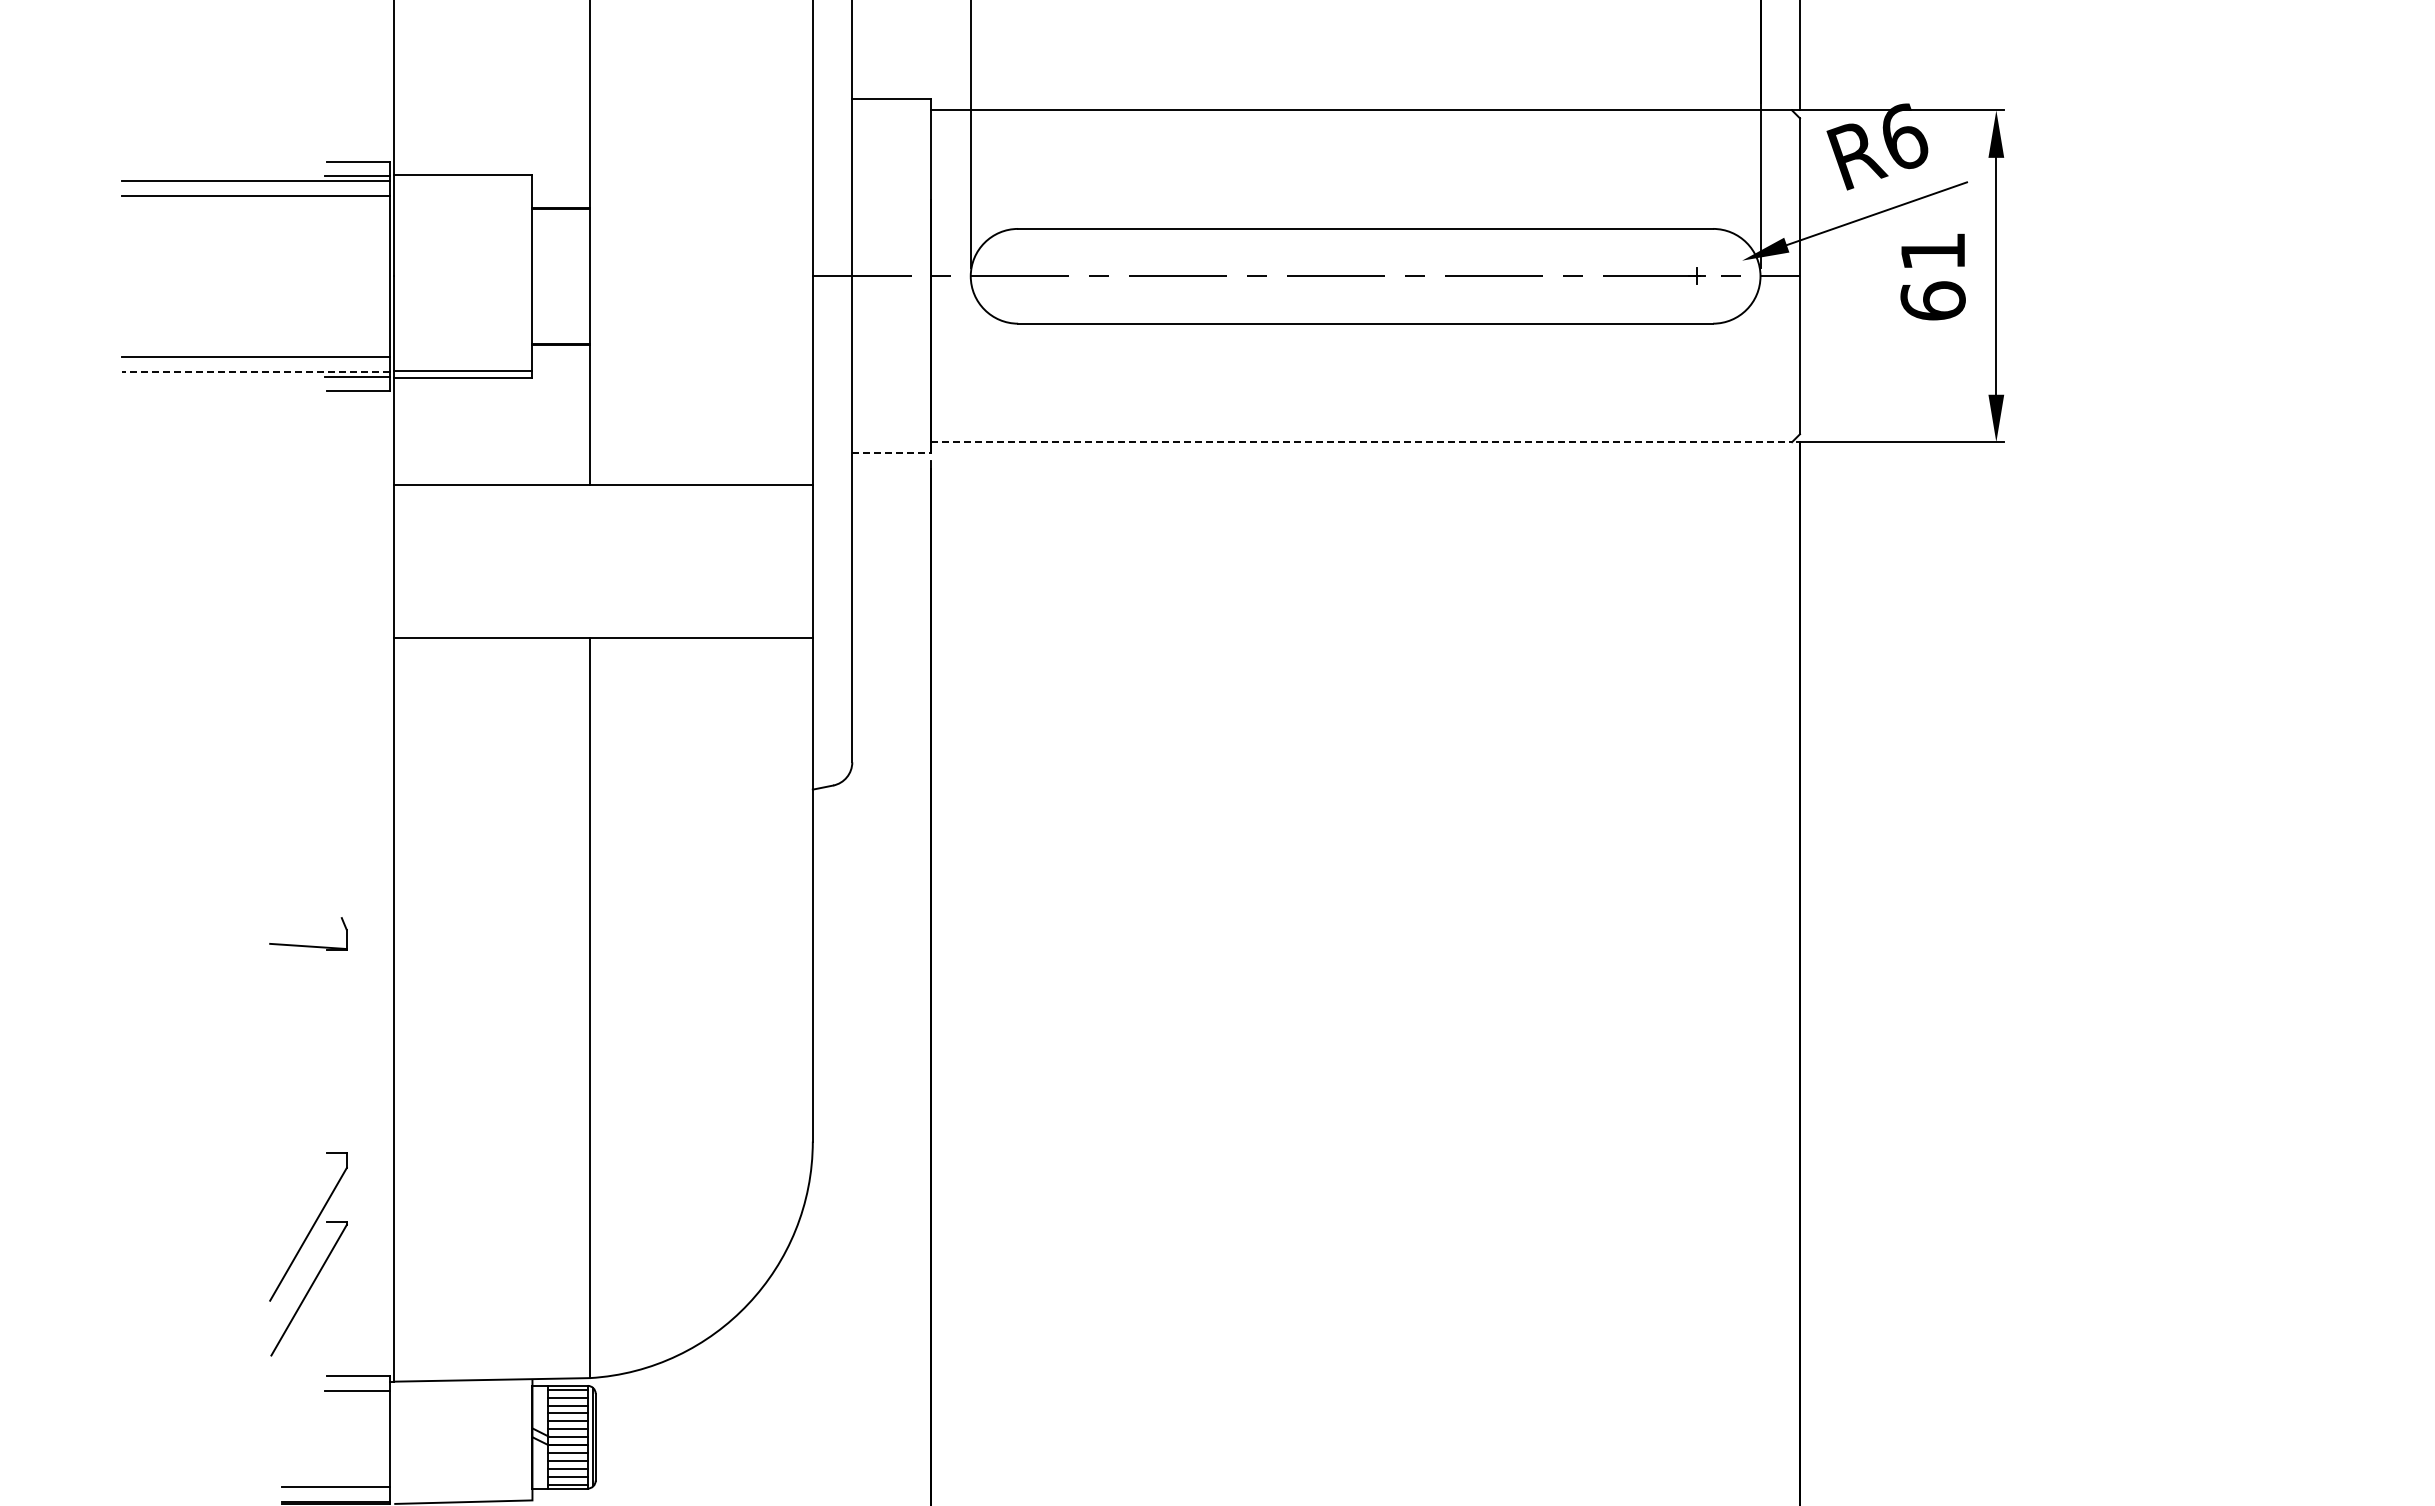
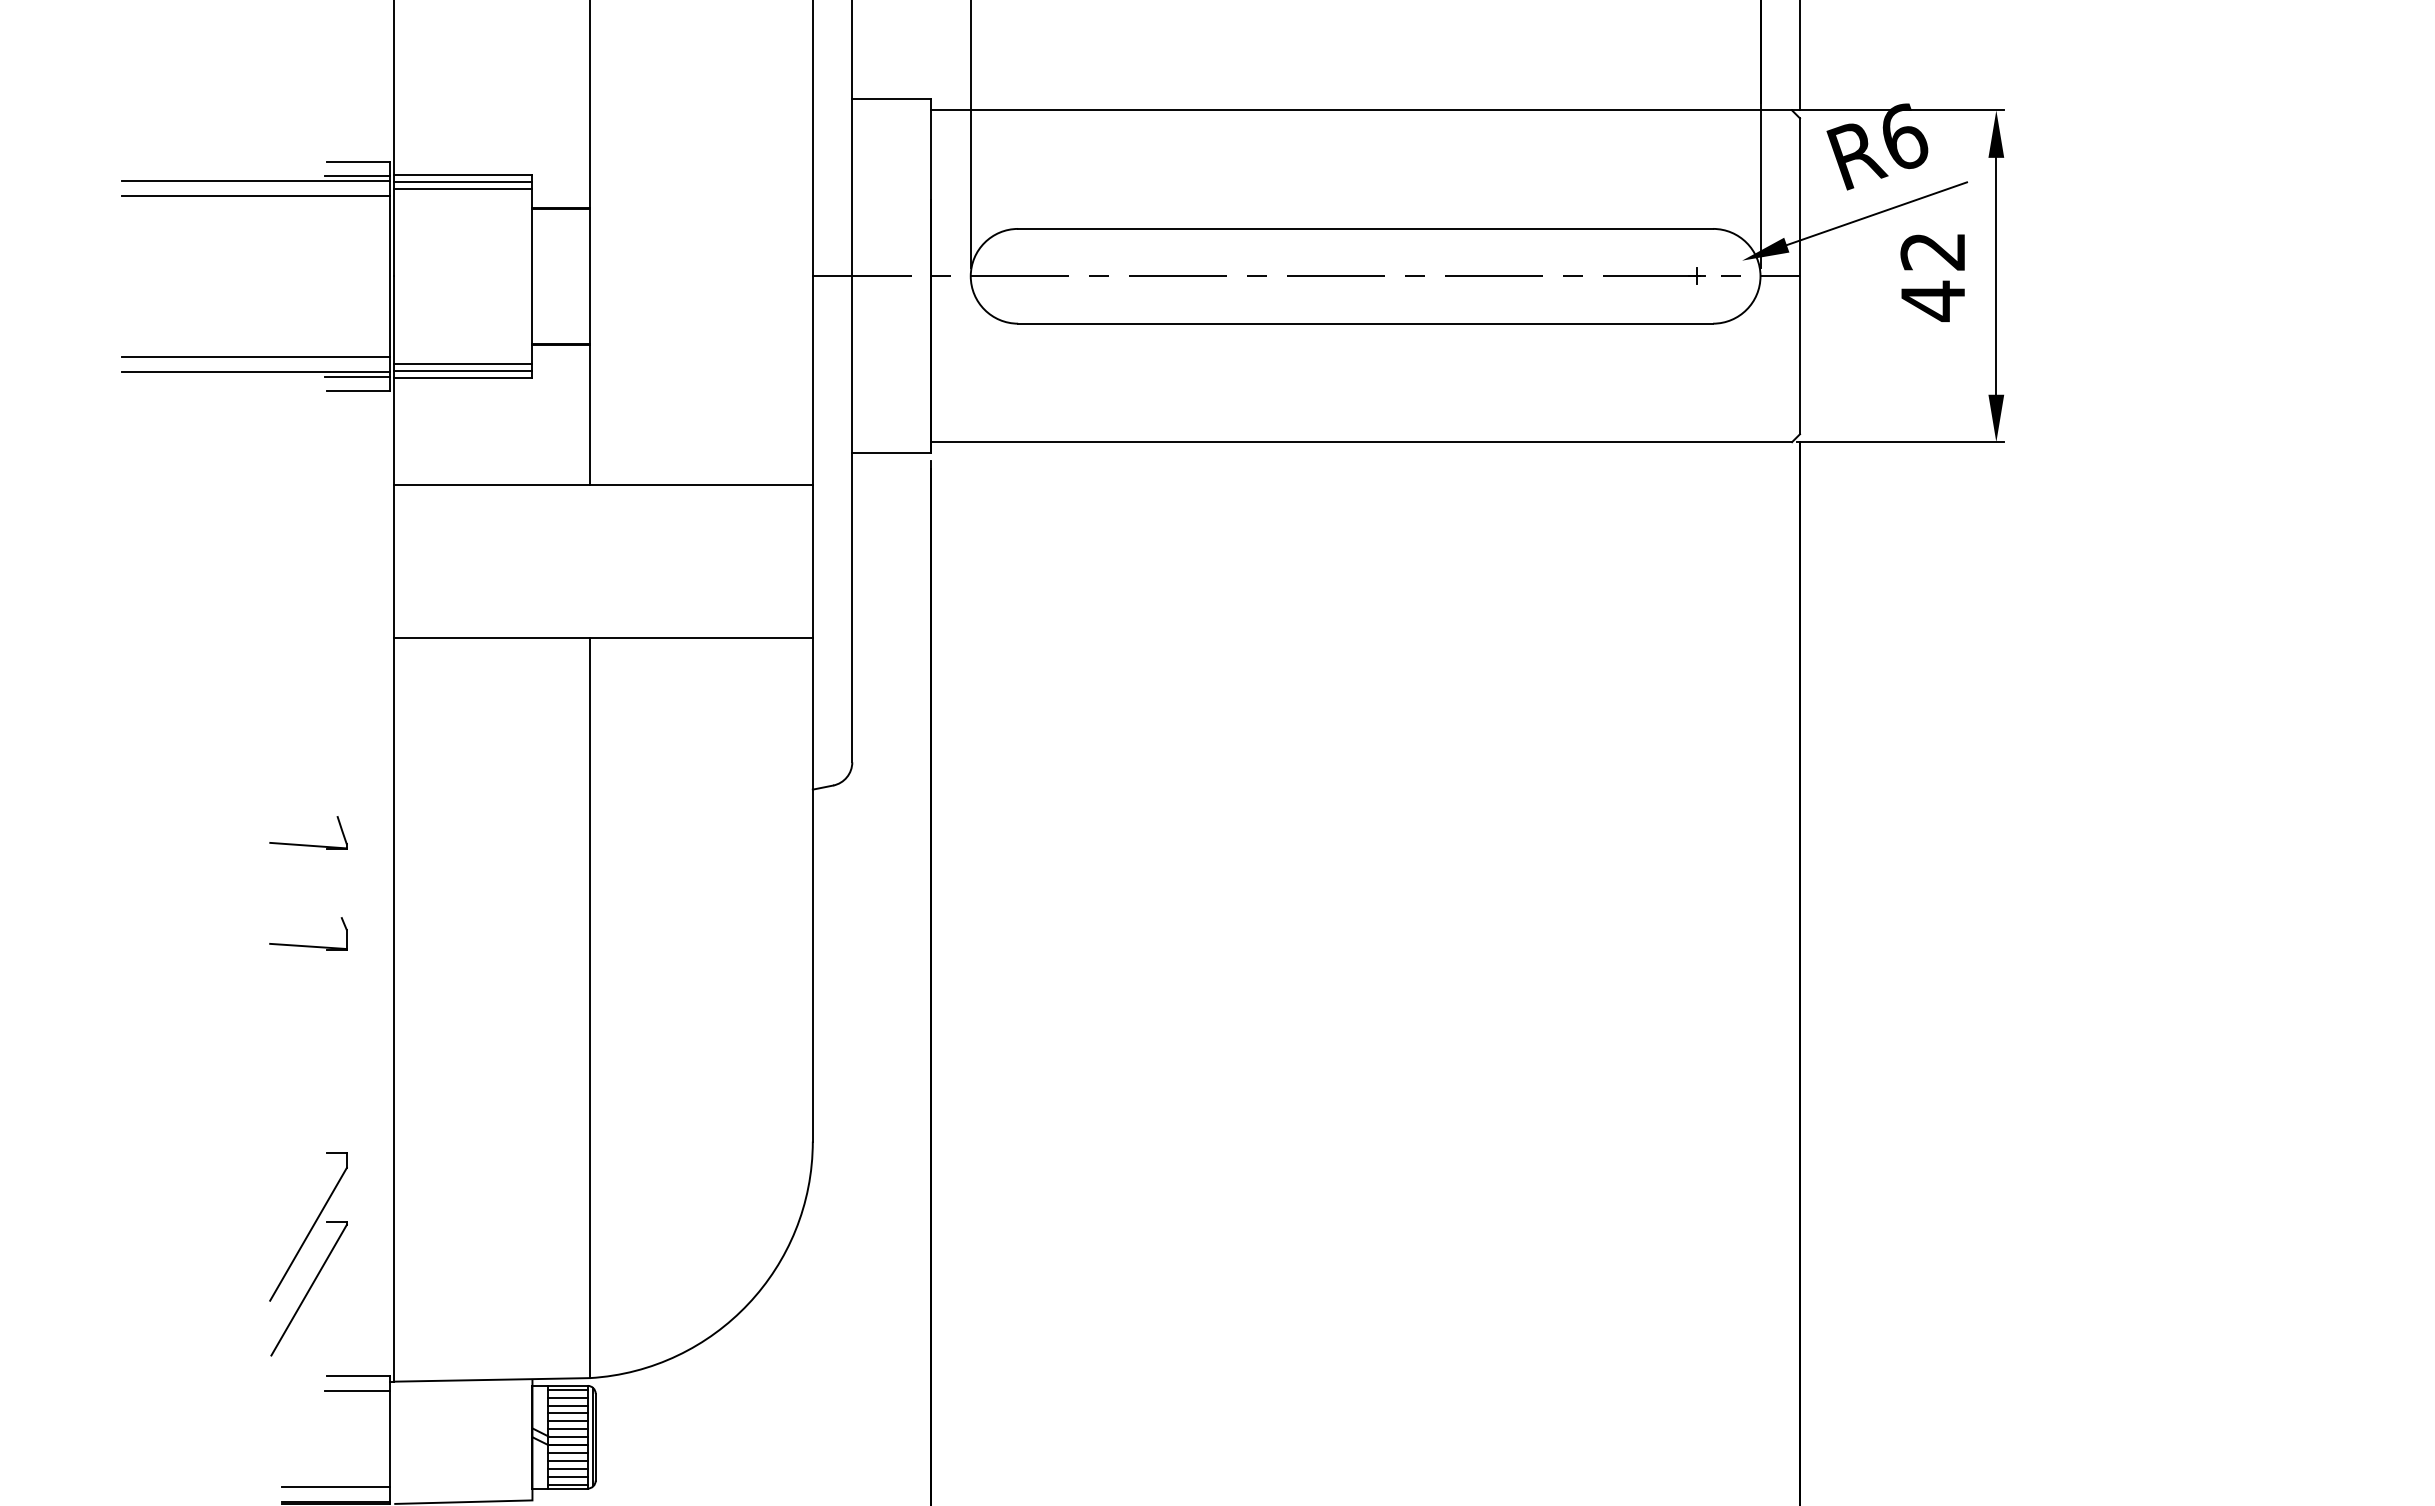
line: none -> present (463, 181)
line: none -> present (463, 188)
text: 61 -> 42 (1932, 277)
line: none -> present (463, 363)
line: dashed -> solid (255, 371)
line: dashed -> solid (1362, 442)
line: dashed -> solid (892, 453)
part: none -> present (308, 844)
